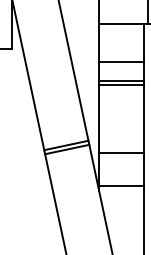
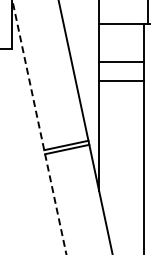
line: present -> none (121, 84)
line: solid -> dashed (39, 127)
line: present -> none (121, 152)
line: present -> none (121, 186)
